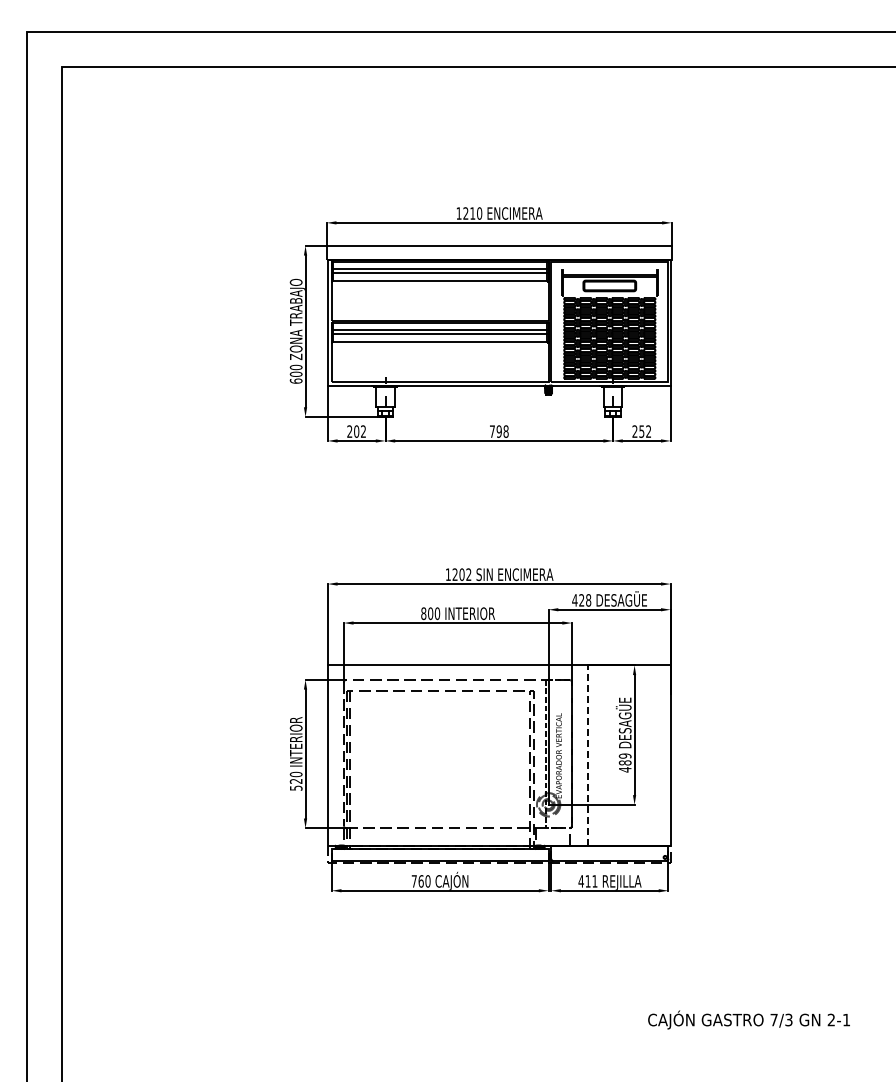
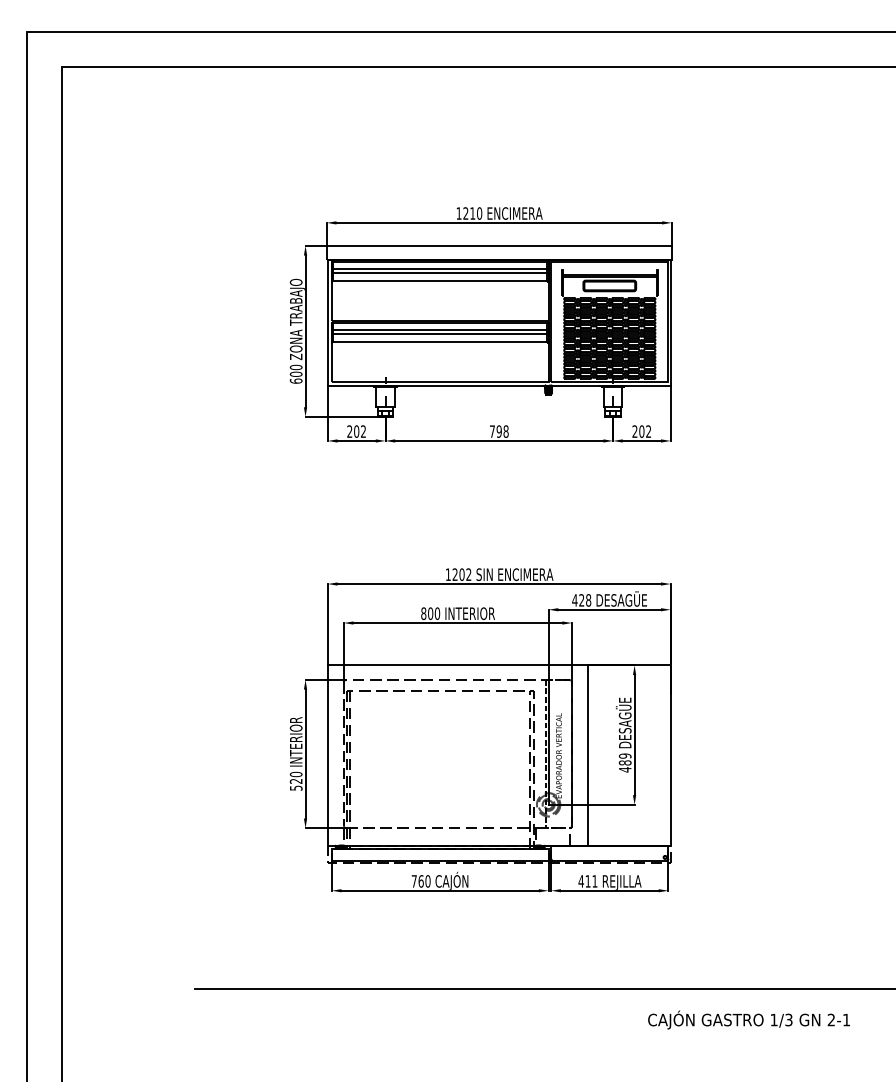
text: 252 -> 202 (641, 431)
line: dashed -> solid (588, 754)
line: none -> present (543, 988)
text: 7/3 -> 1/3 (773, 1019)
